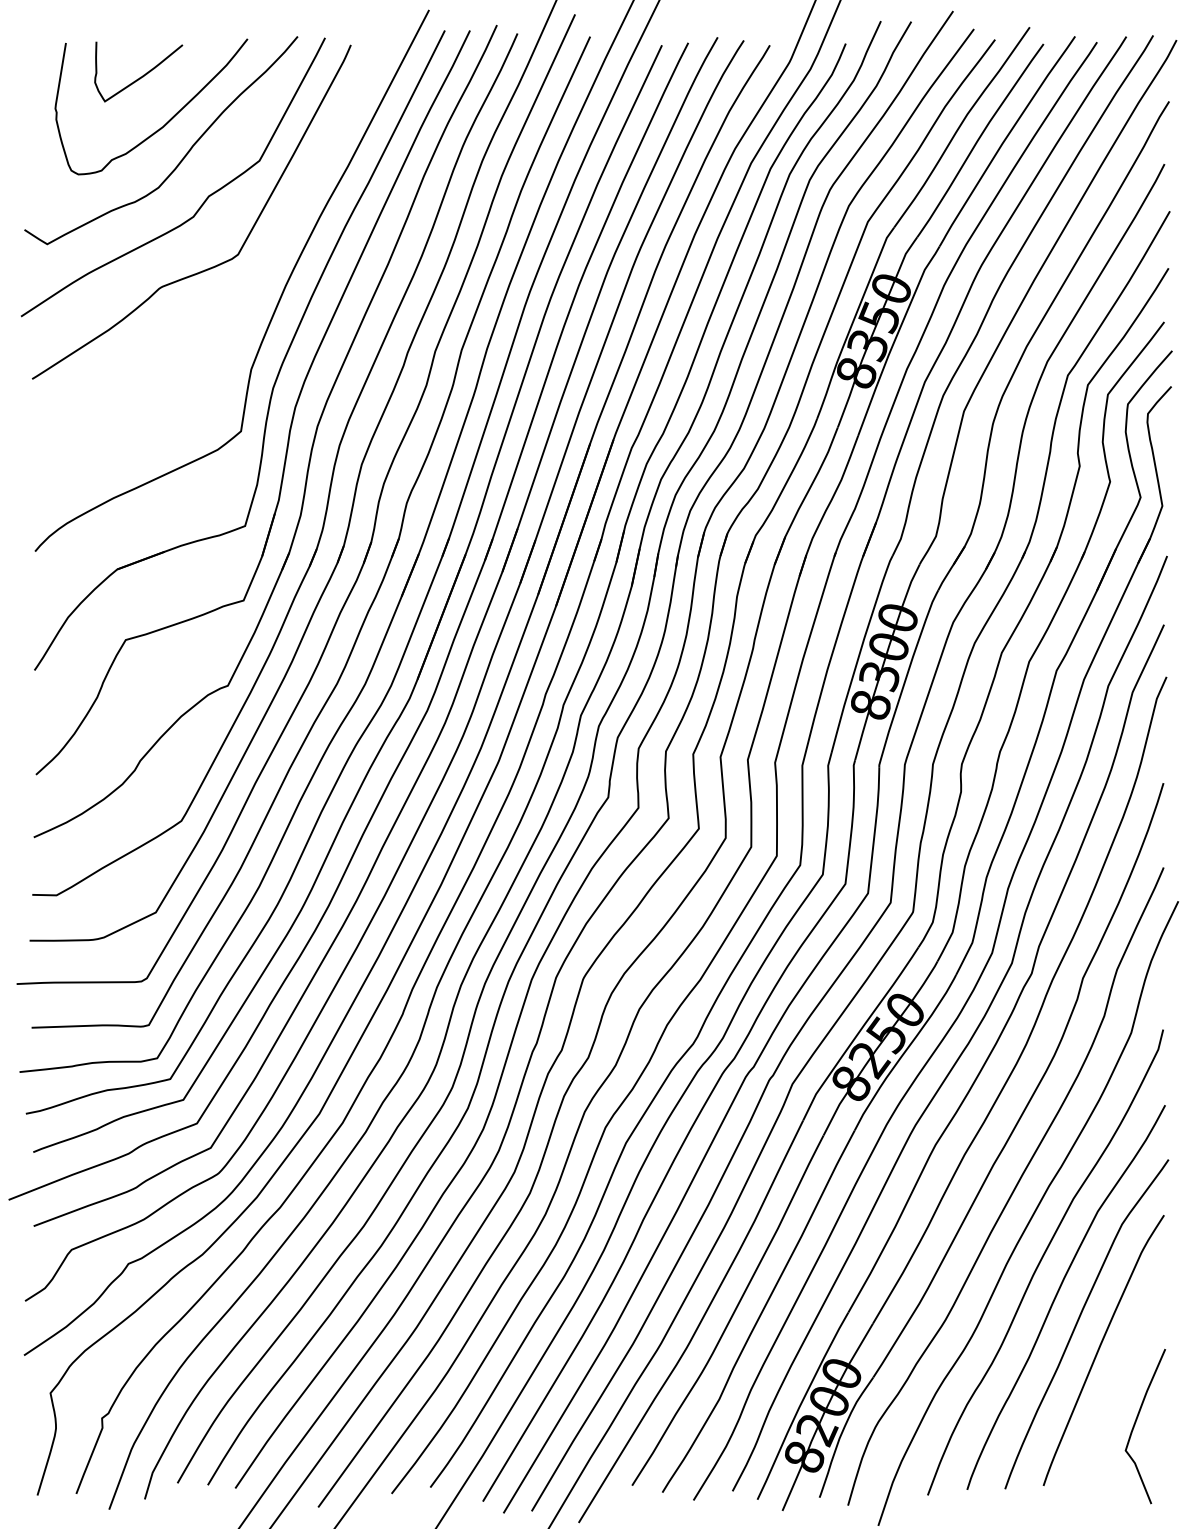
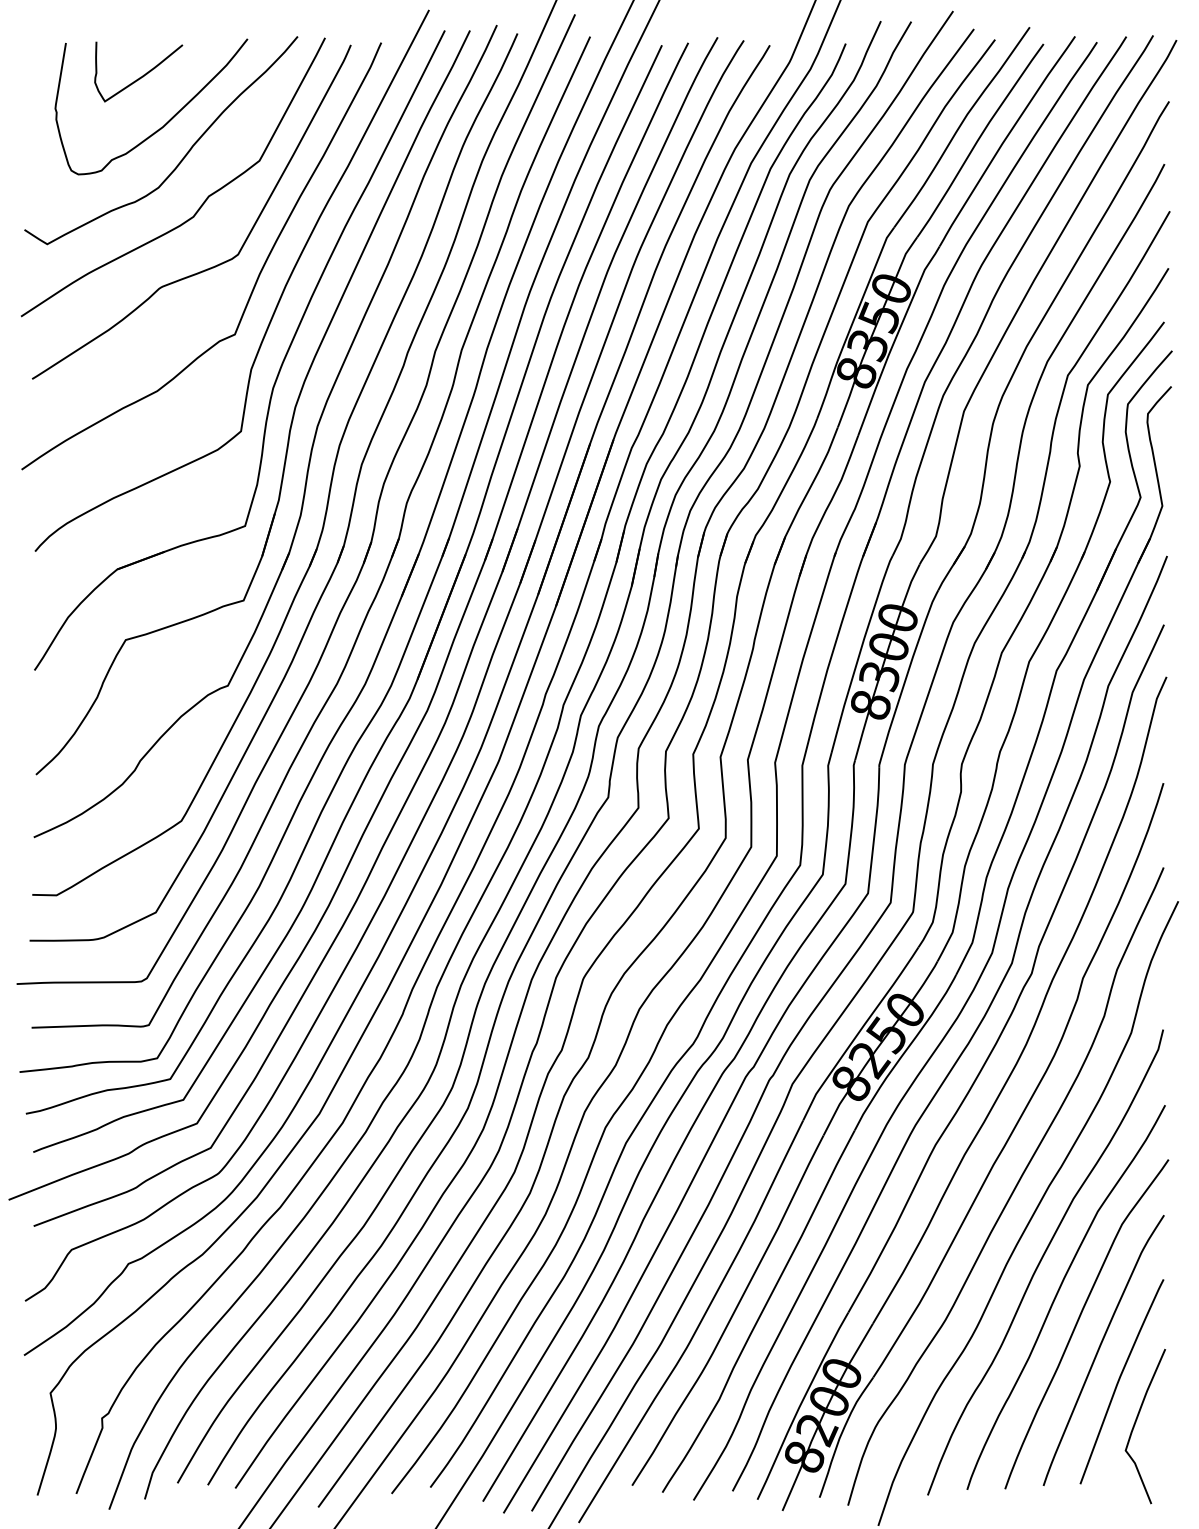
curve: none -> present (257, 276)
curve: none -> present (1119, 1381)
